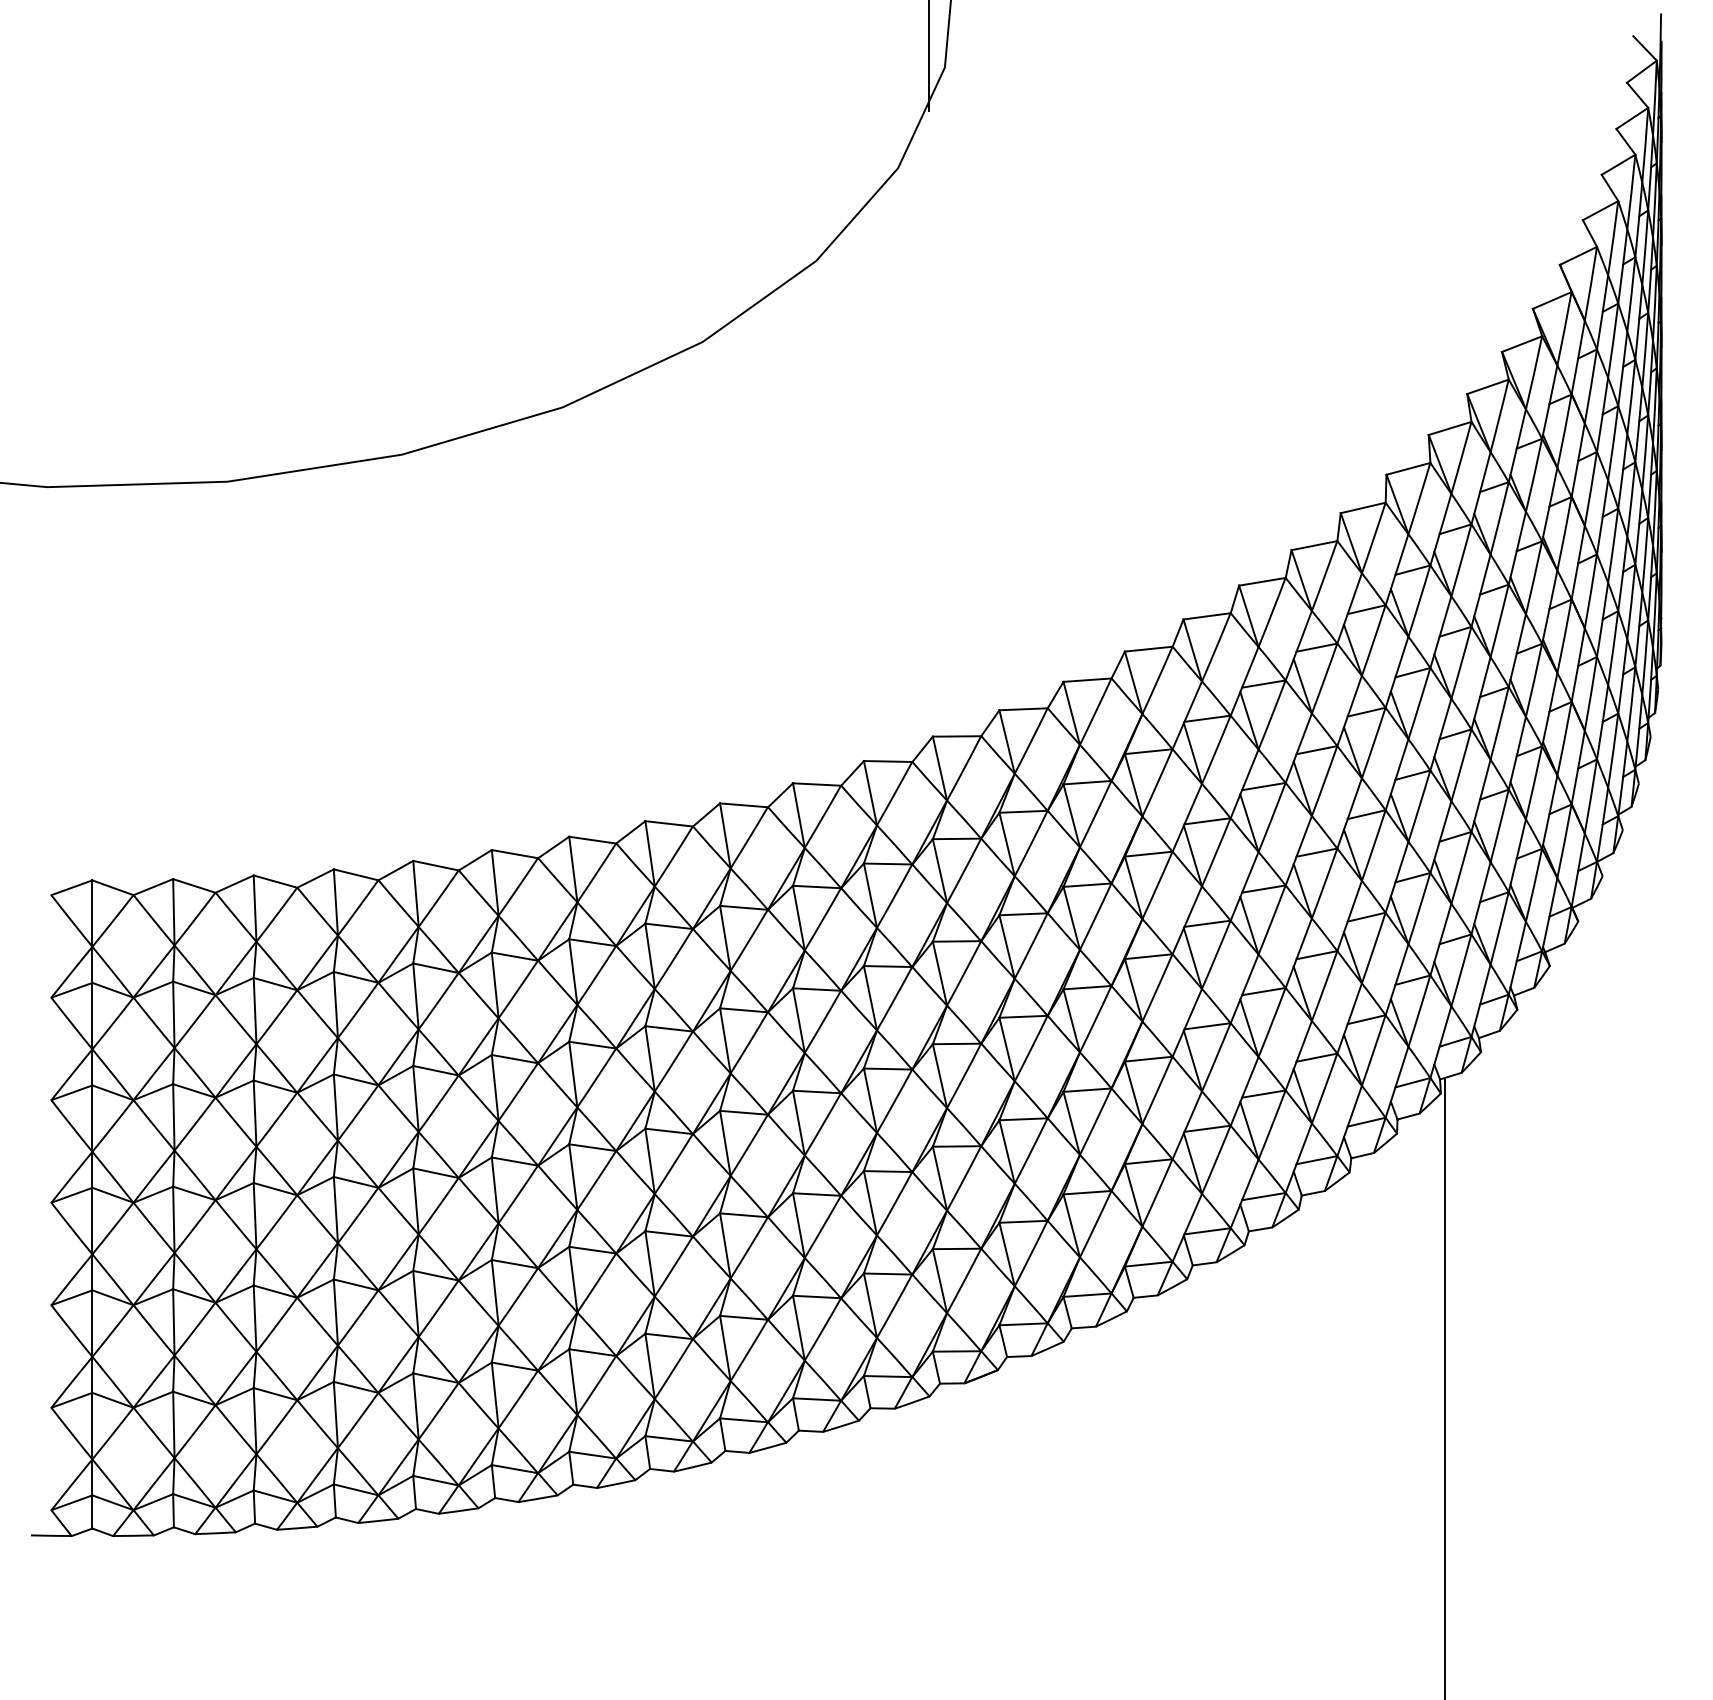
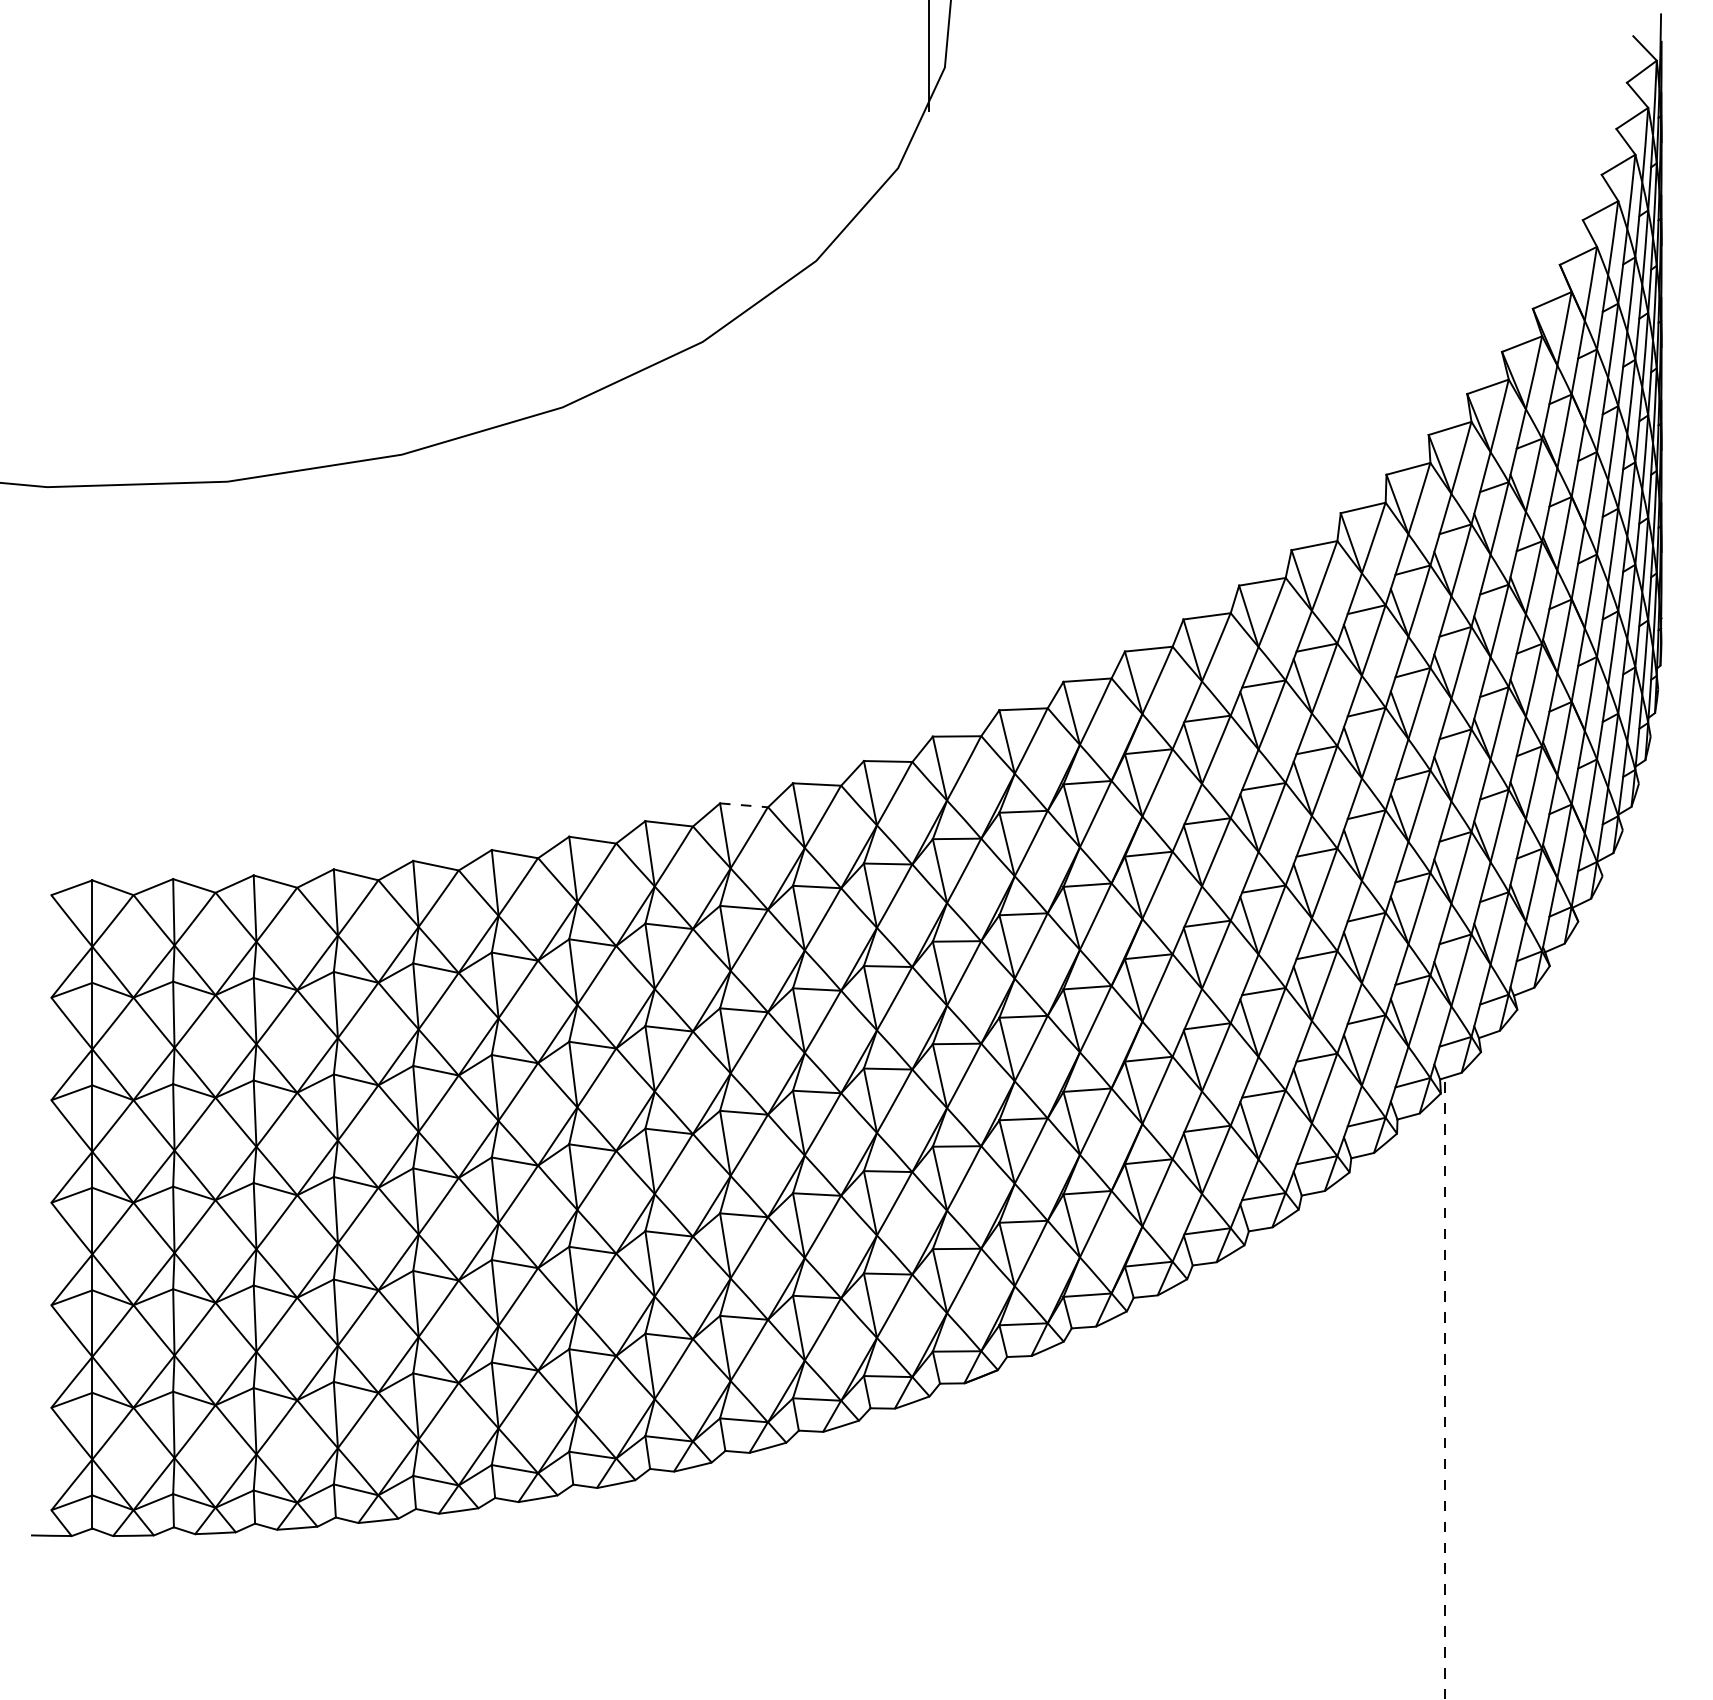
line: solid -> dashed (743, 805)
line: solid -> dashed (1444, 1388)
